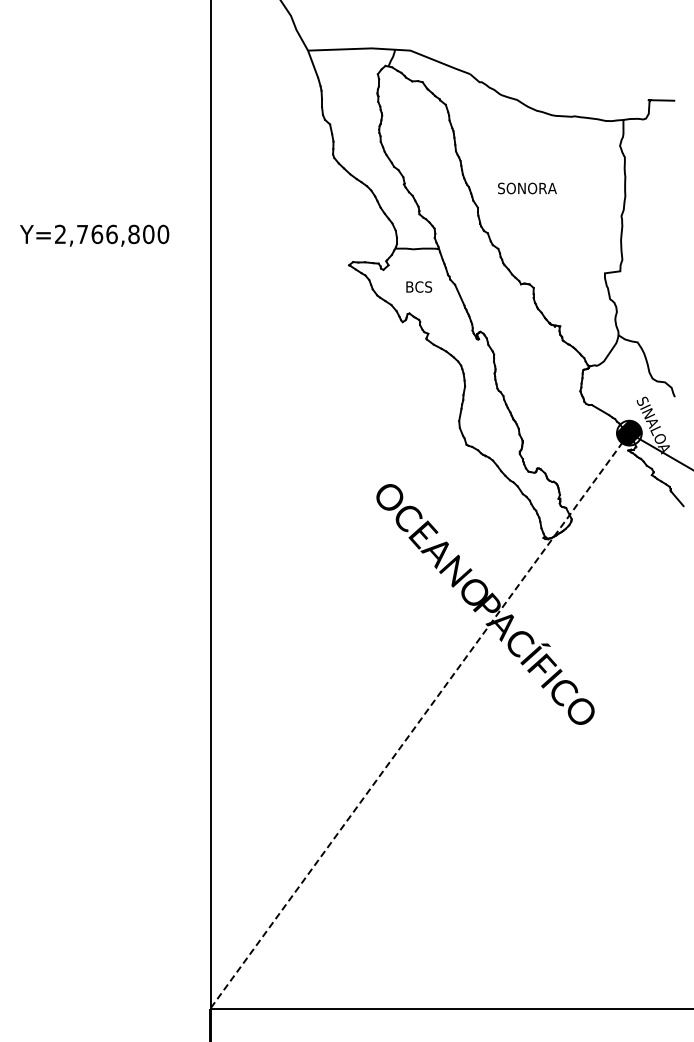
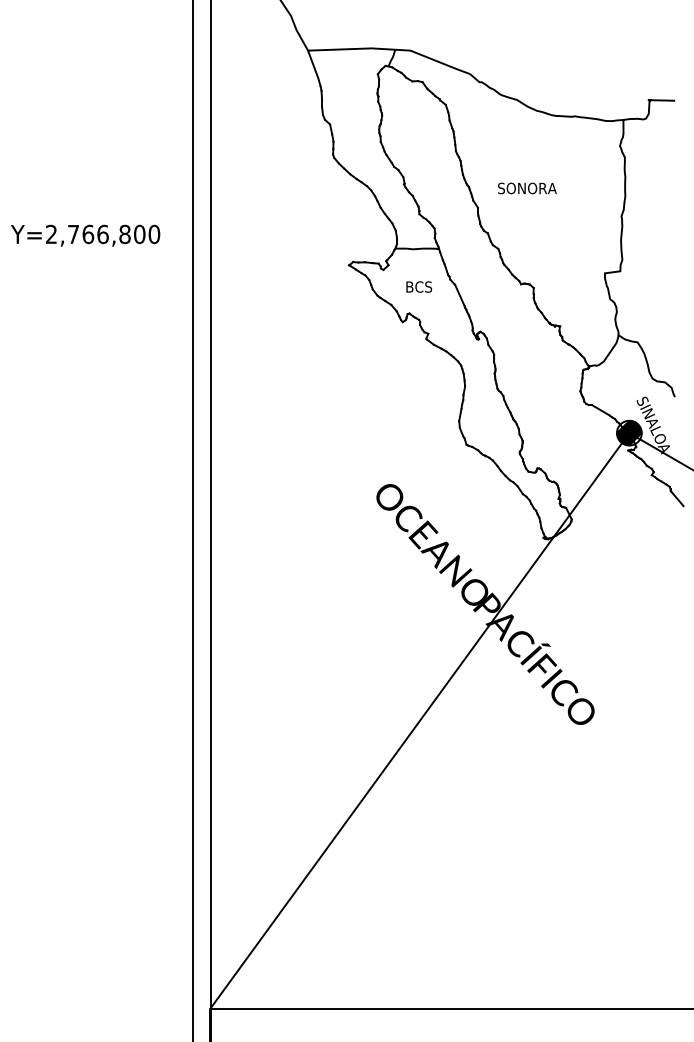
text position: (94, 235) -> (85, 235) (85, 235)
line: none -> present (192, 520)
line: dashed -> solid (419, 720)
